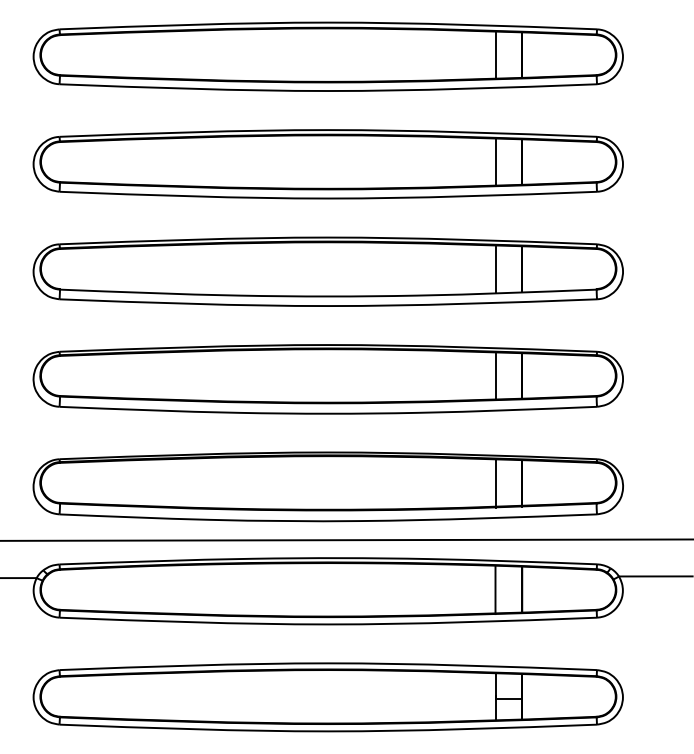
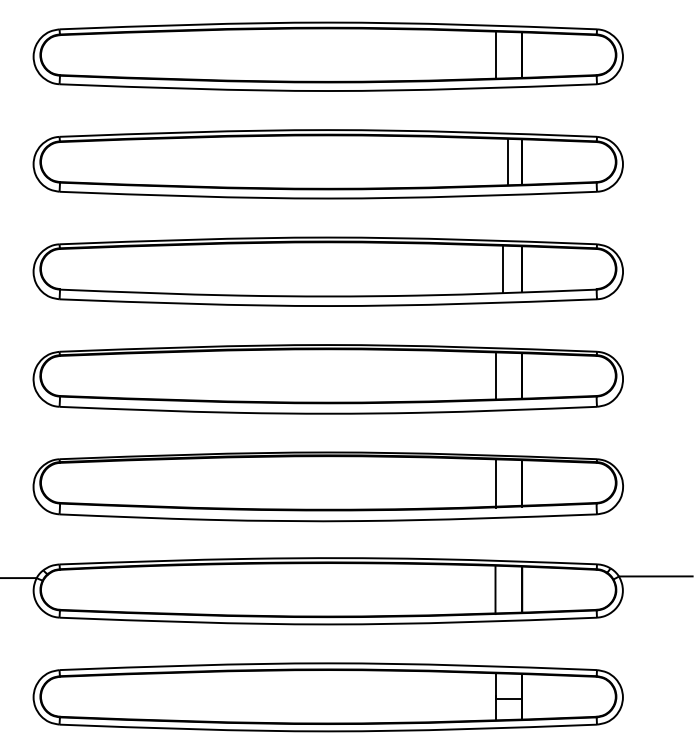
line position: (495, 162) -> (507, 162) (507, 162)
line position: (495, 269) -> (502, 269) (502, 269)
line: present -> none (346, 539)
